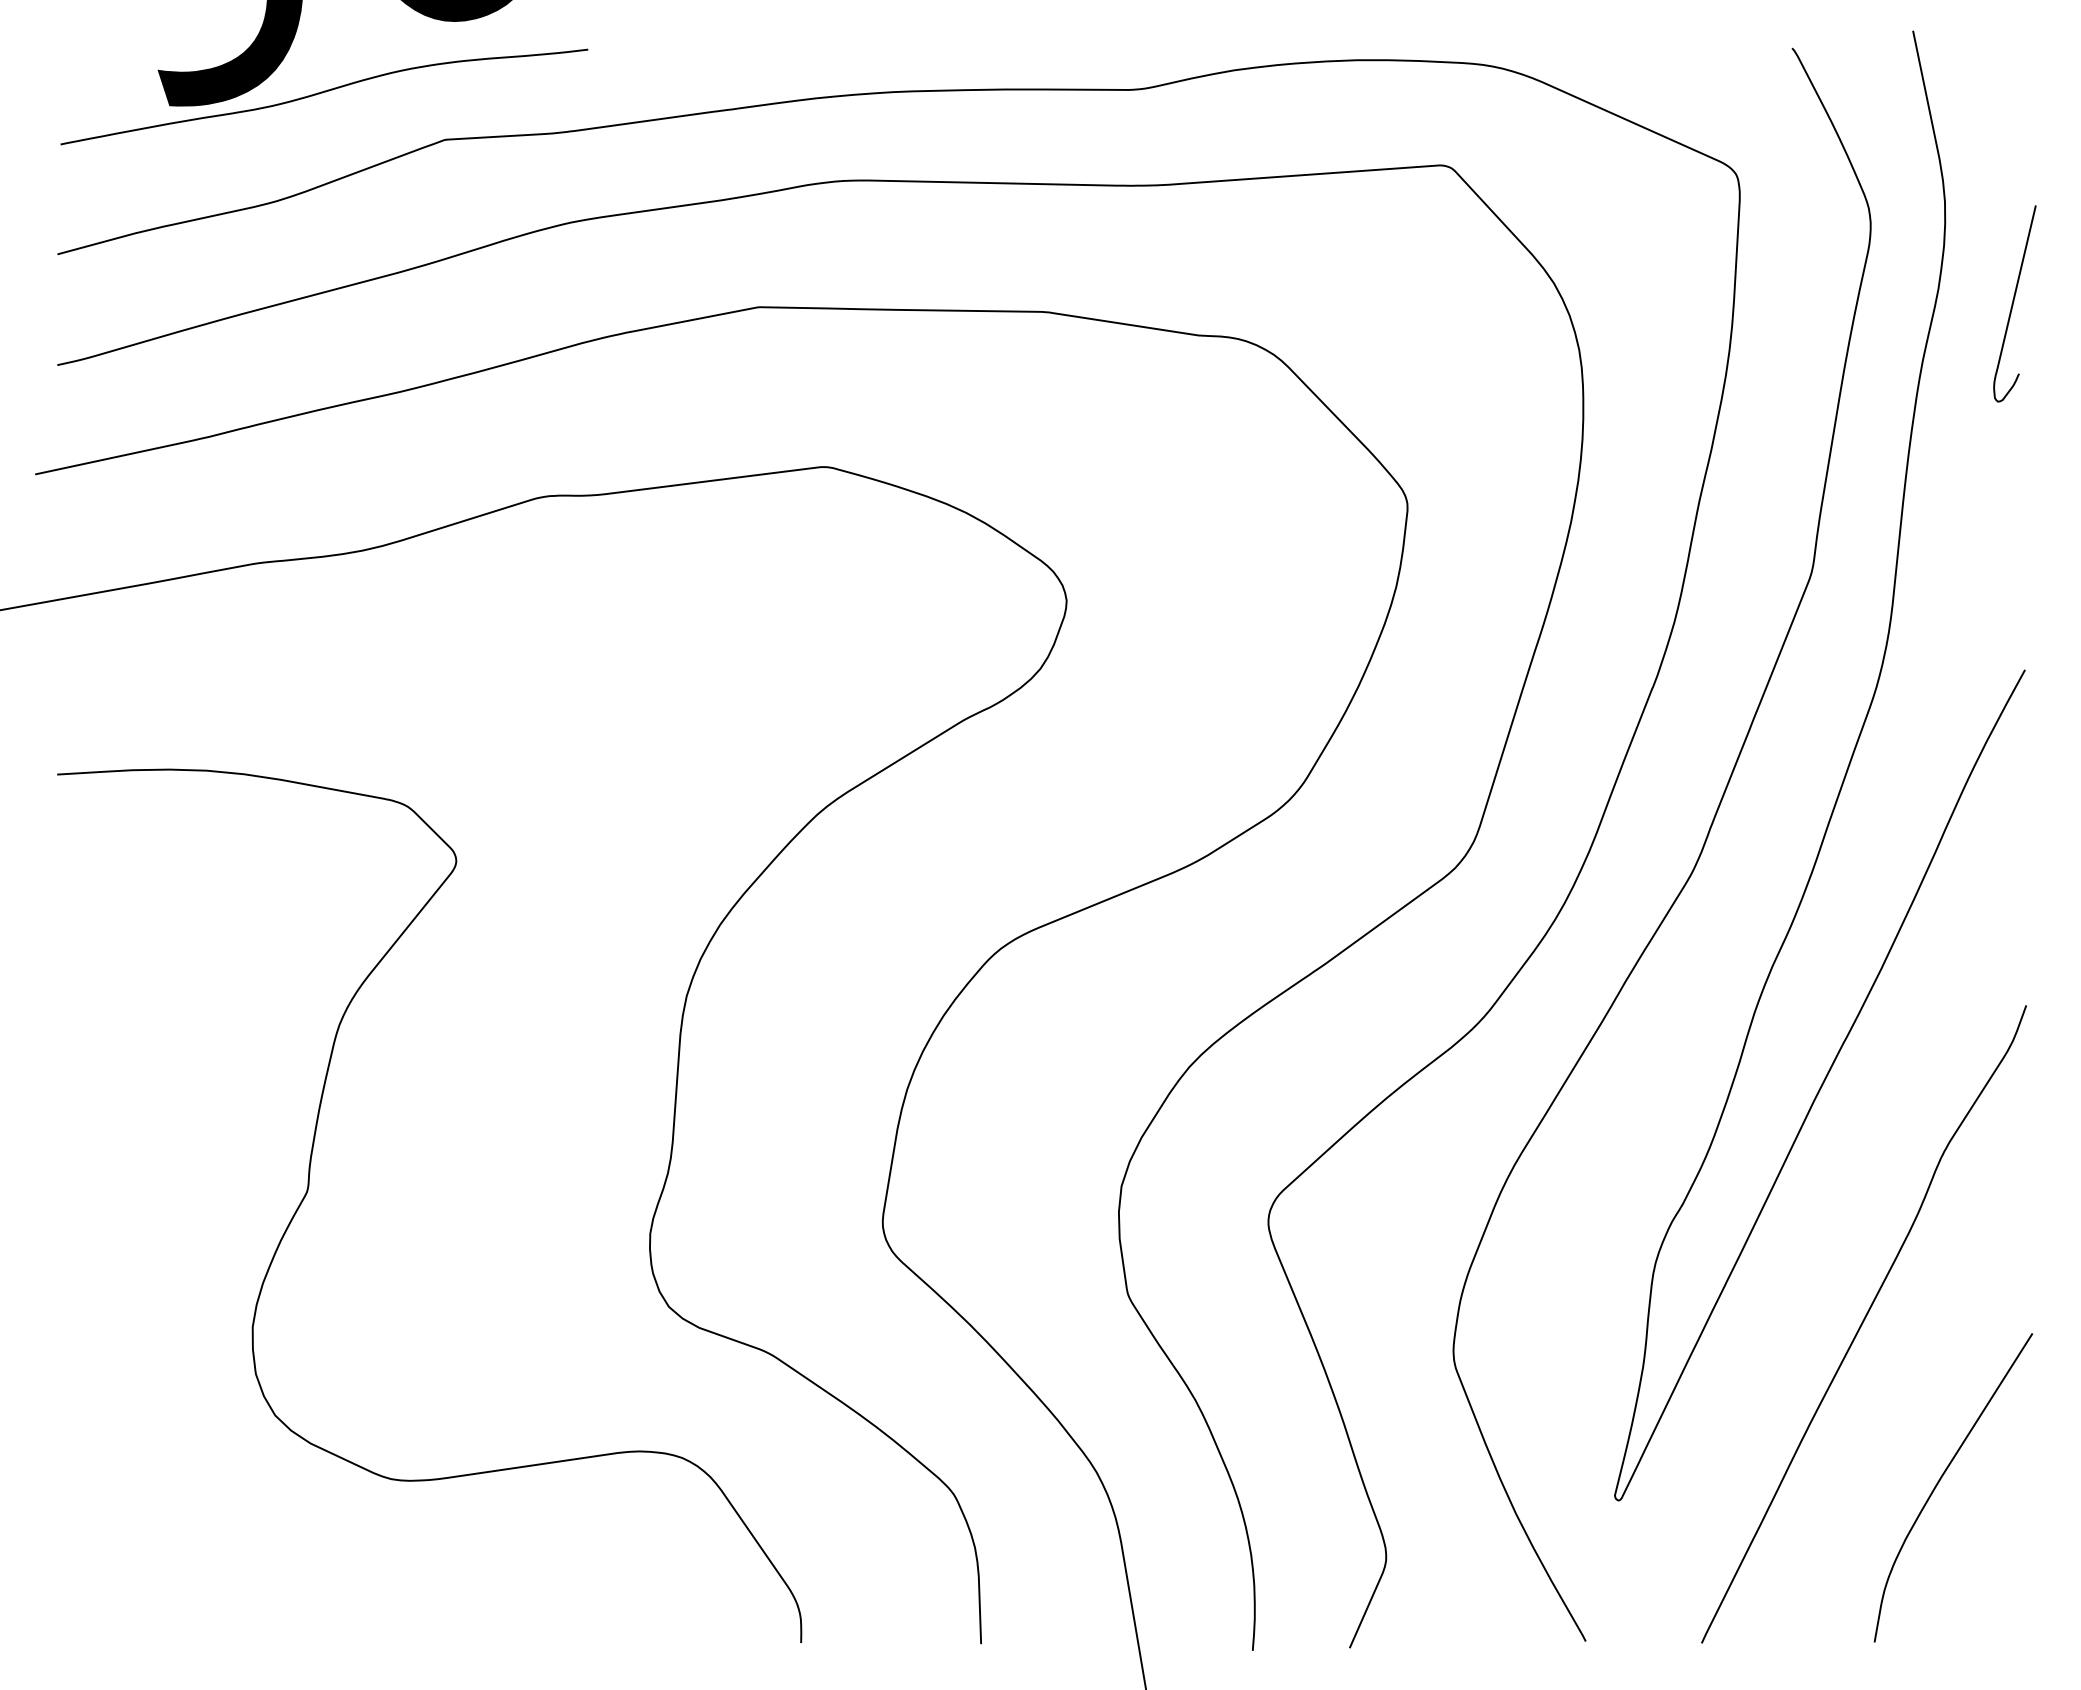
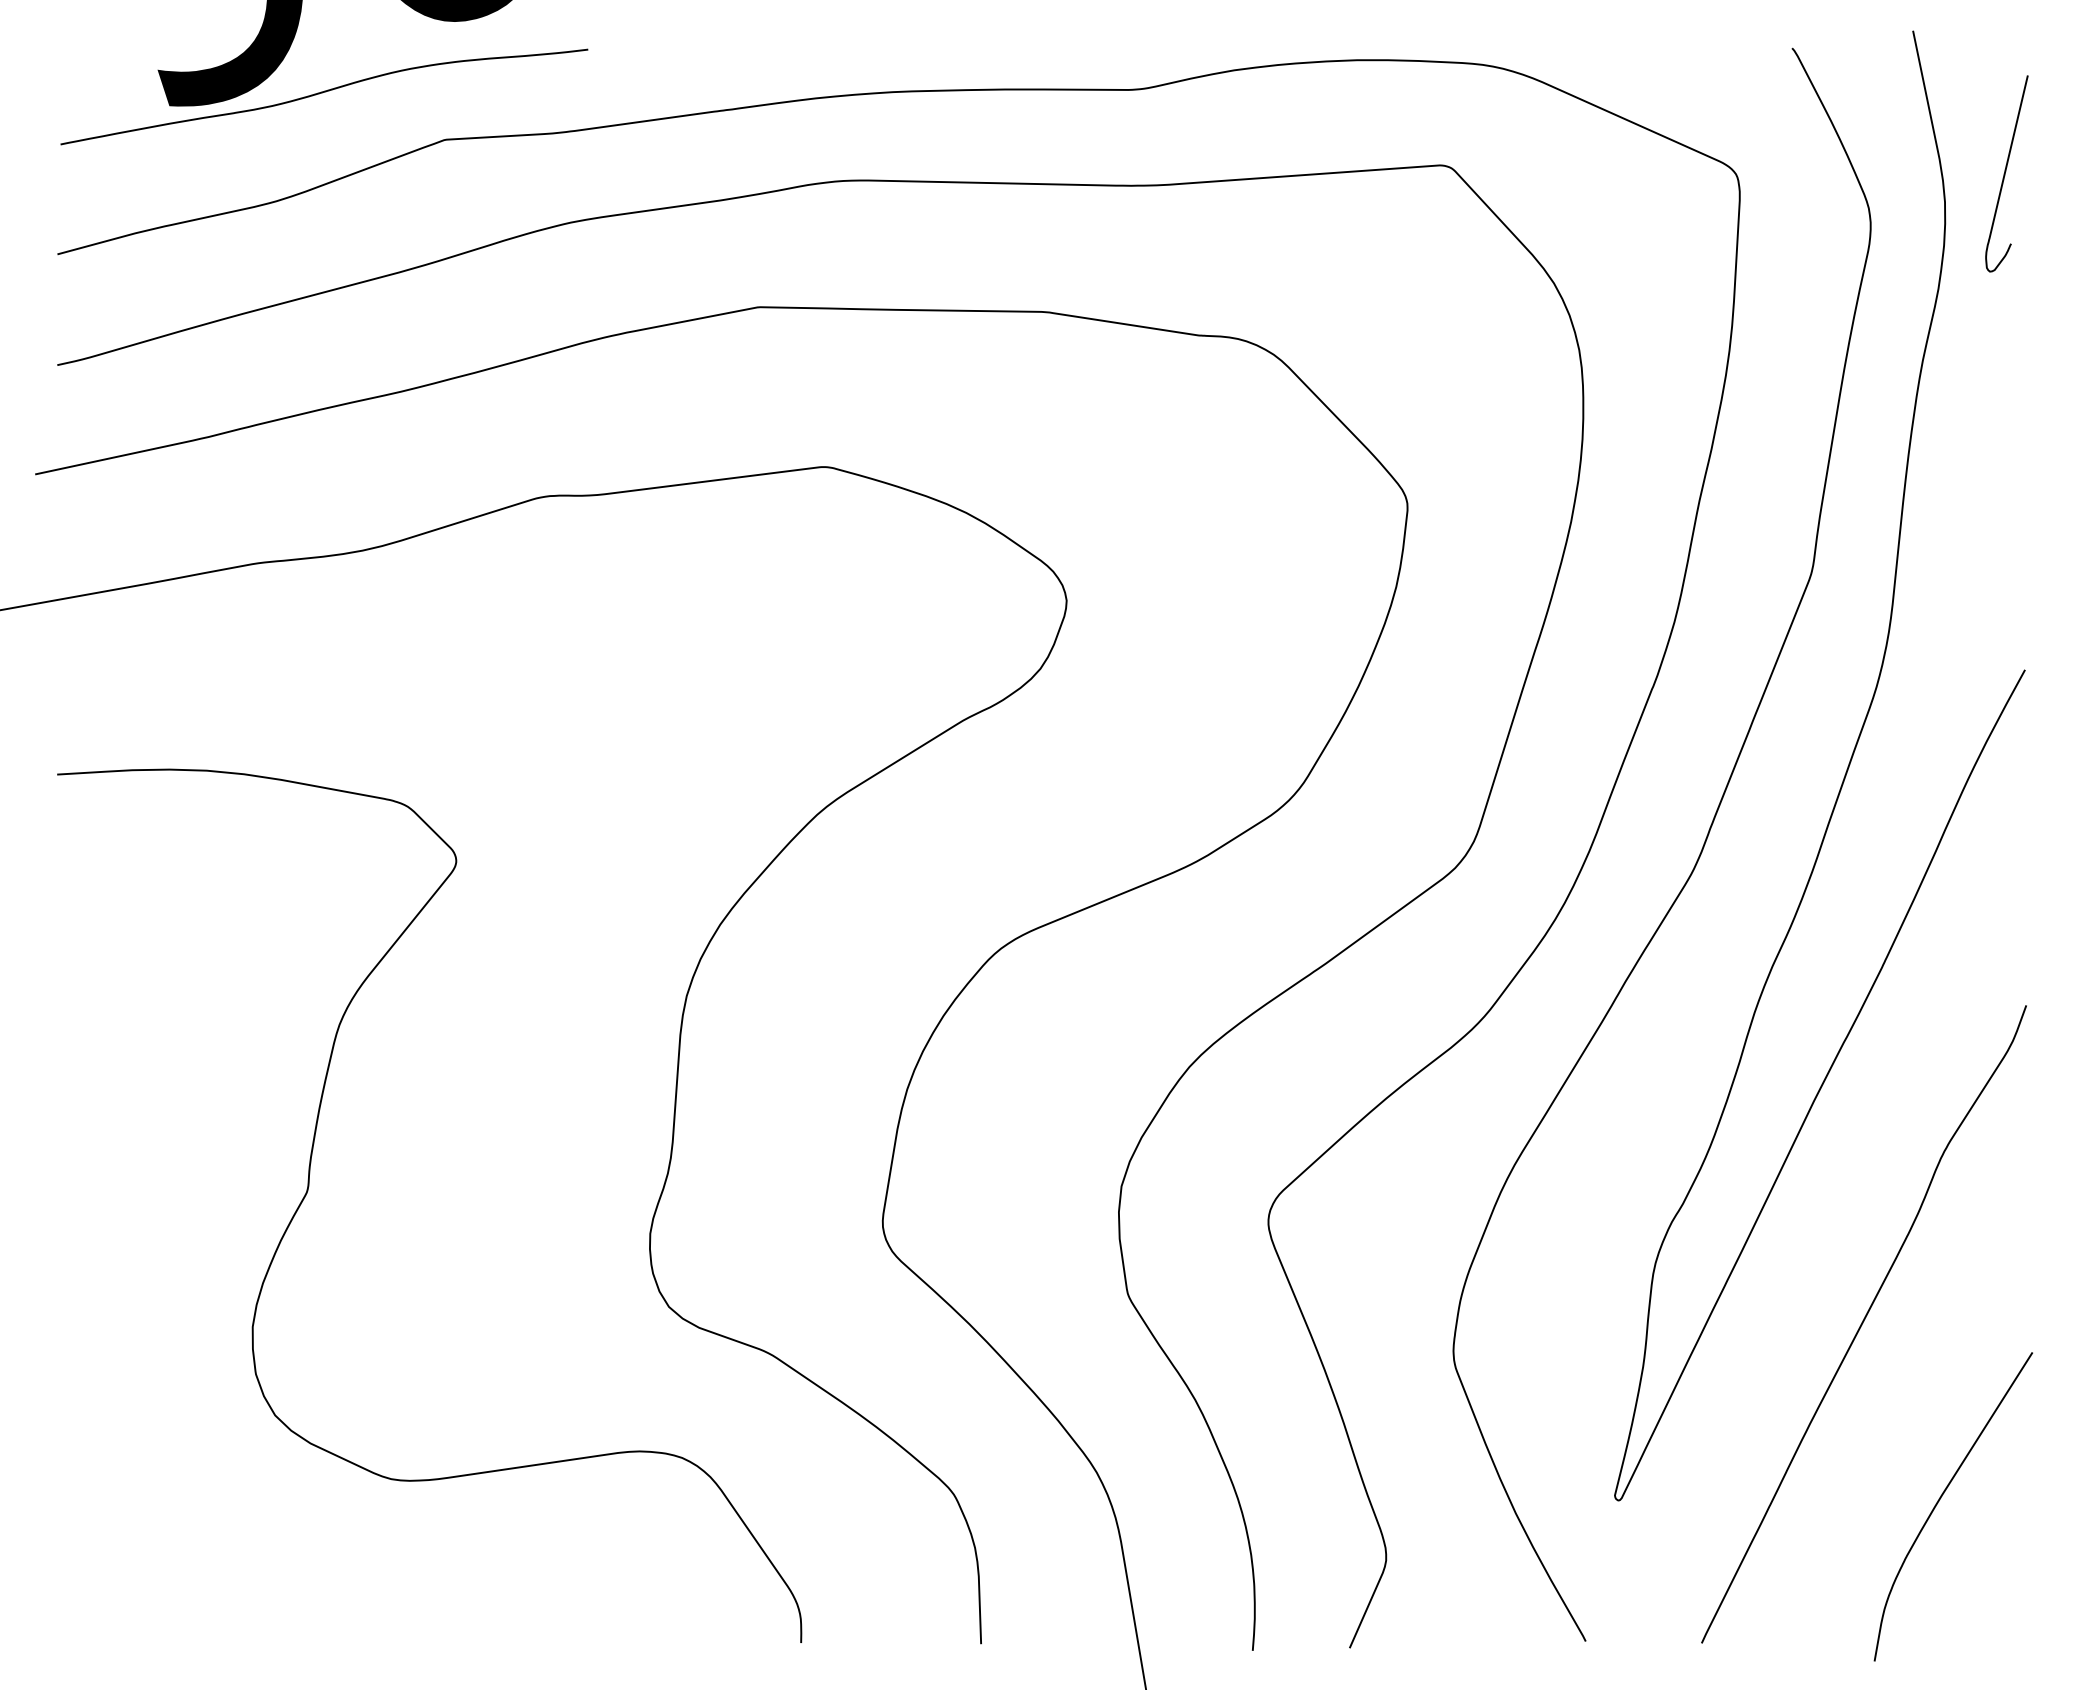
curve position: (2013, 303) -> (2005, 173) (2005, 173)
curve position: (1941, 1479) -> (1941, 1498) (1941, 1498)
